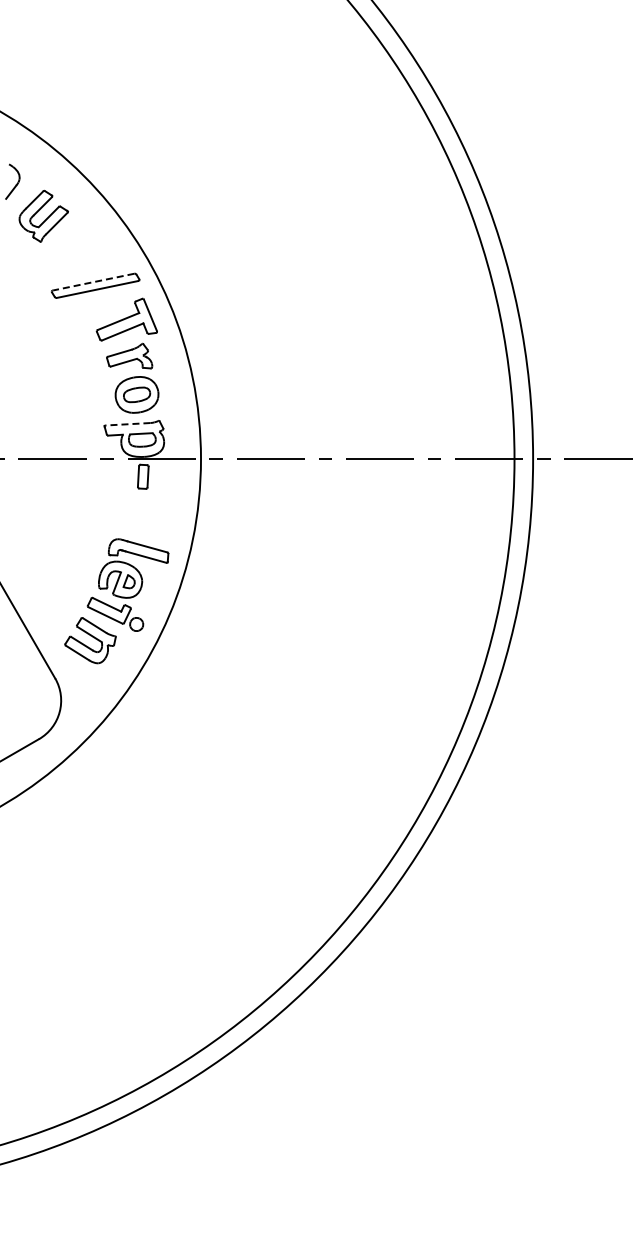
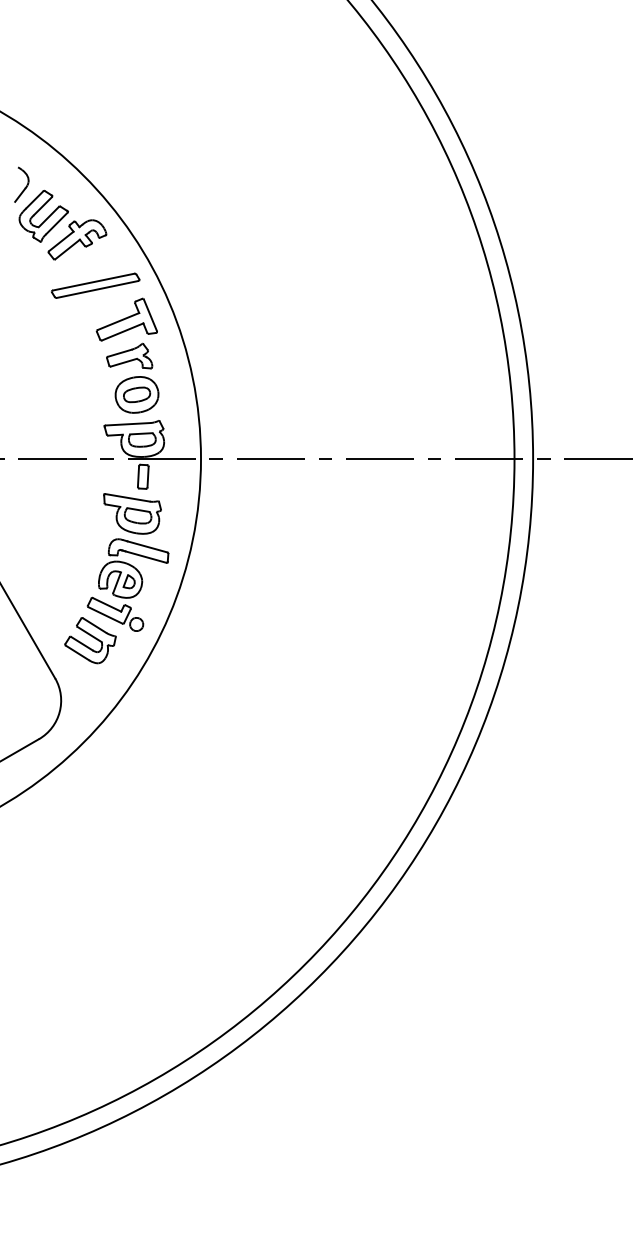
part position: (12, 181) -> (21, 184) (21, 184)
part: none -> present (77, 239)
line: dashed -> solid (93, 282)
line: dashed -> solid (127, 424)
part: none -> present (132, 513)
